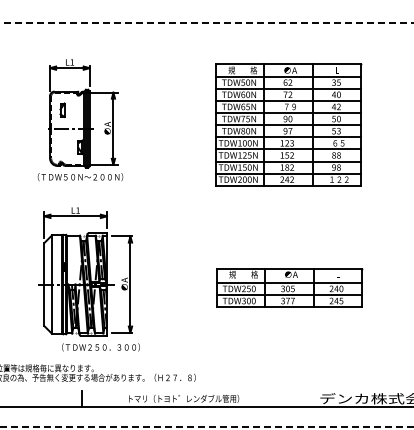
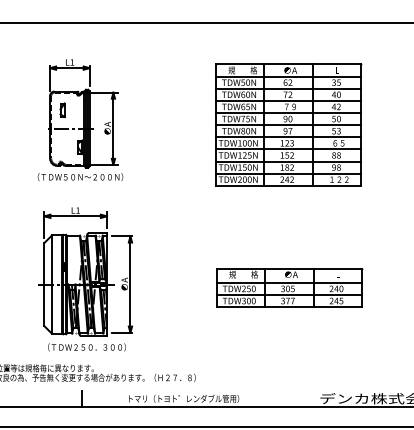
line: dashed -> solid (206, 23)
text position: (100, 347) -> (86, 347) (86, 347)
line: dashed -> solid (207, 426)
